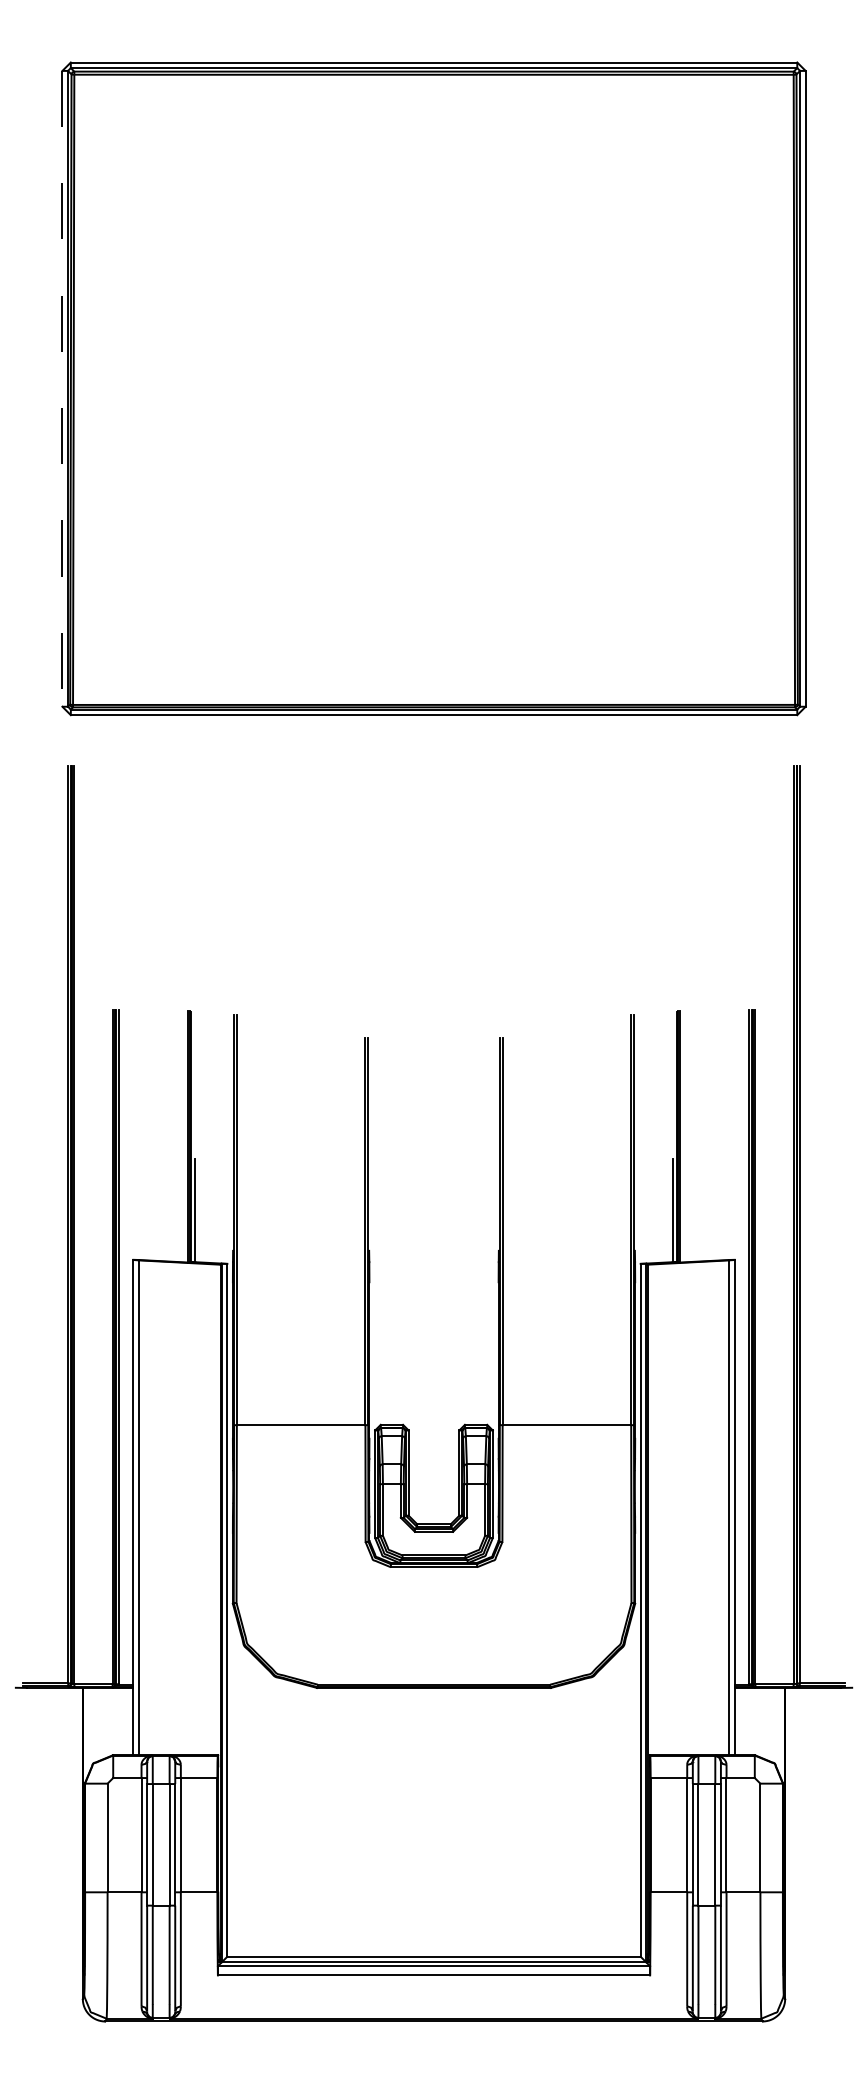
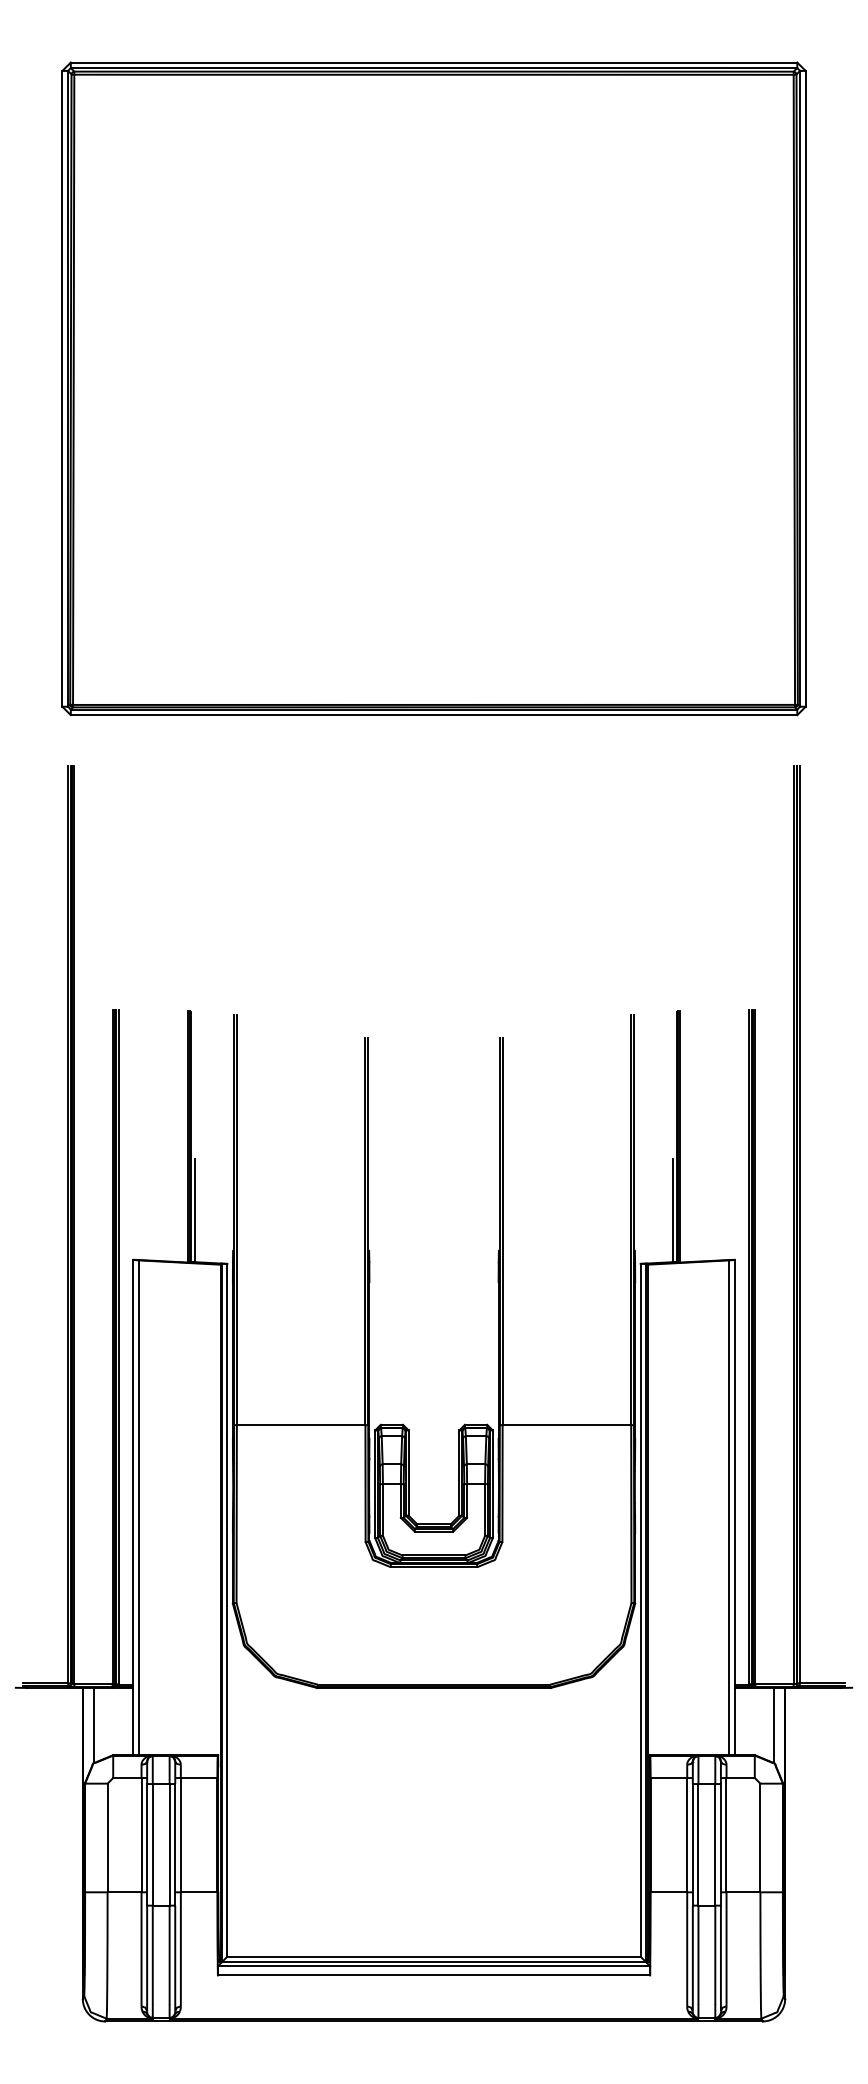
line: dashed -> solid (62, 388)
line: none -> present (94, 1724)
line: none -> present (773, 1724)
